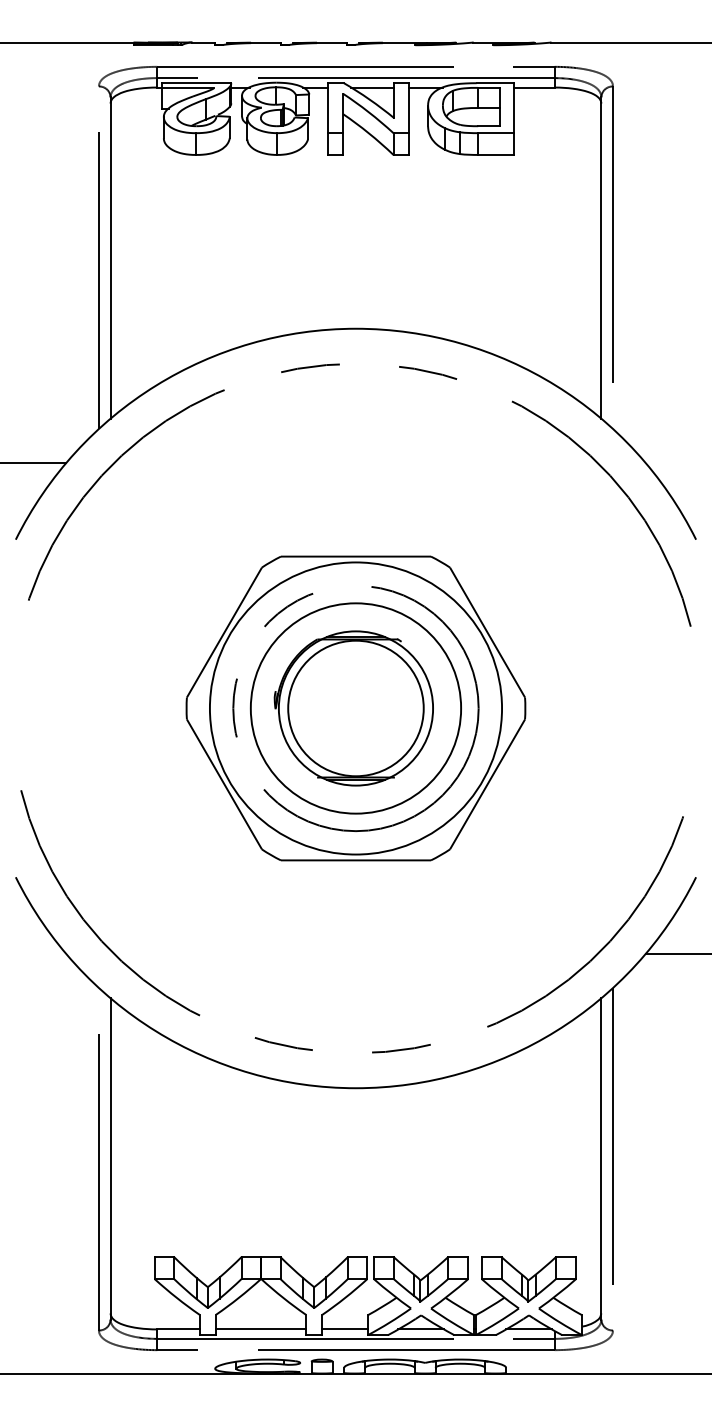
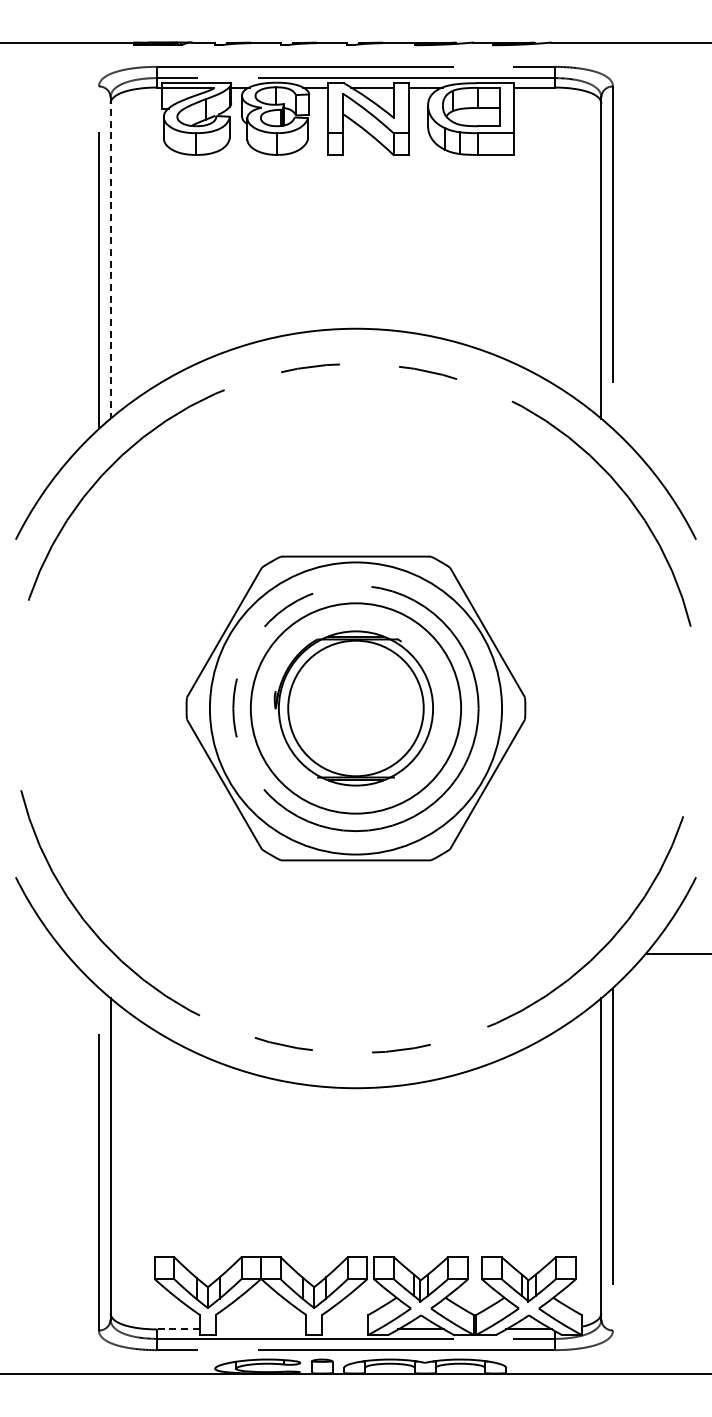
line: solid -> dashed (110, 258)
line: present -> none (34, 463)
line: solid -> dashed (177, 1329)
line: present -> none (260, 1329)
line: present -> none (344, 1329)
